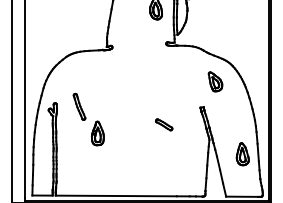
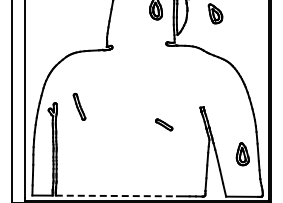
part position: (215, 81) -> (215, 13) (215, 13)
part: present -> none (97, 133)
line: solid -> dashed (116, 195)
